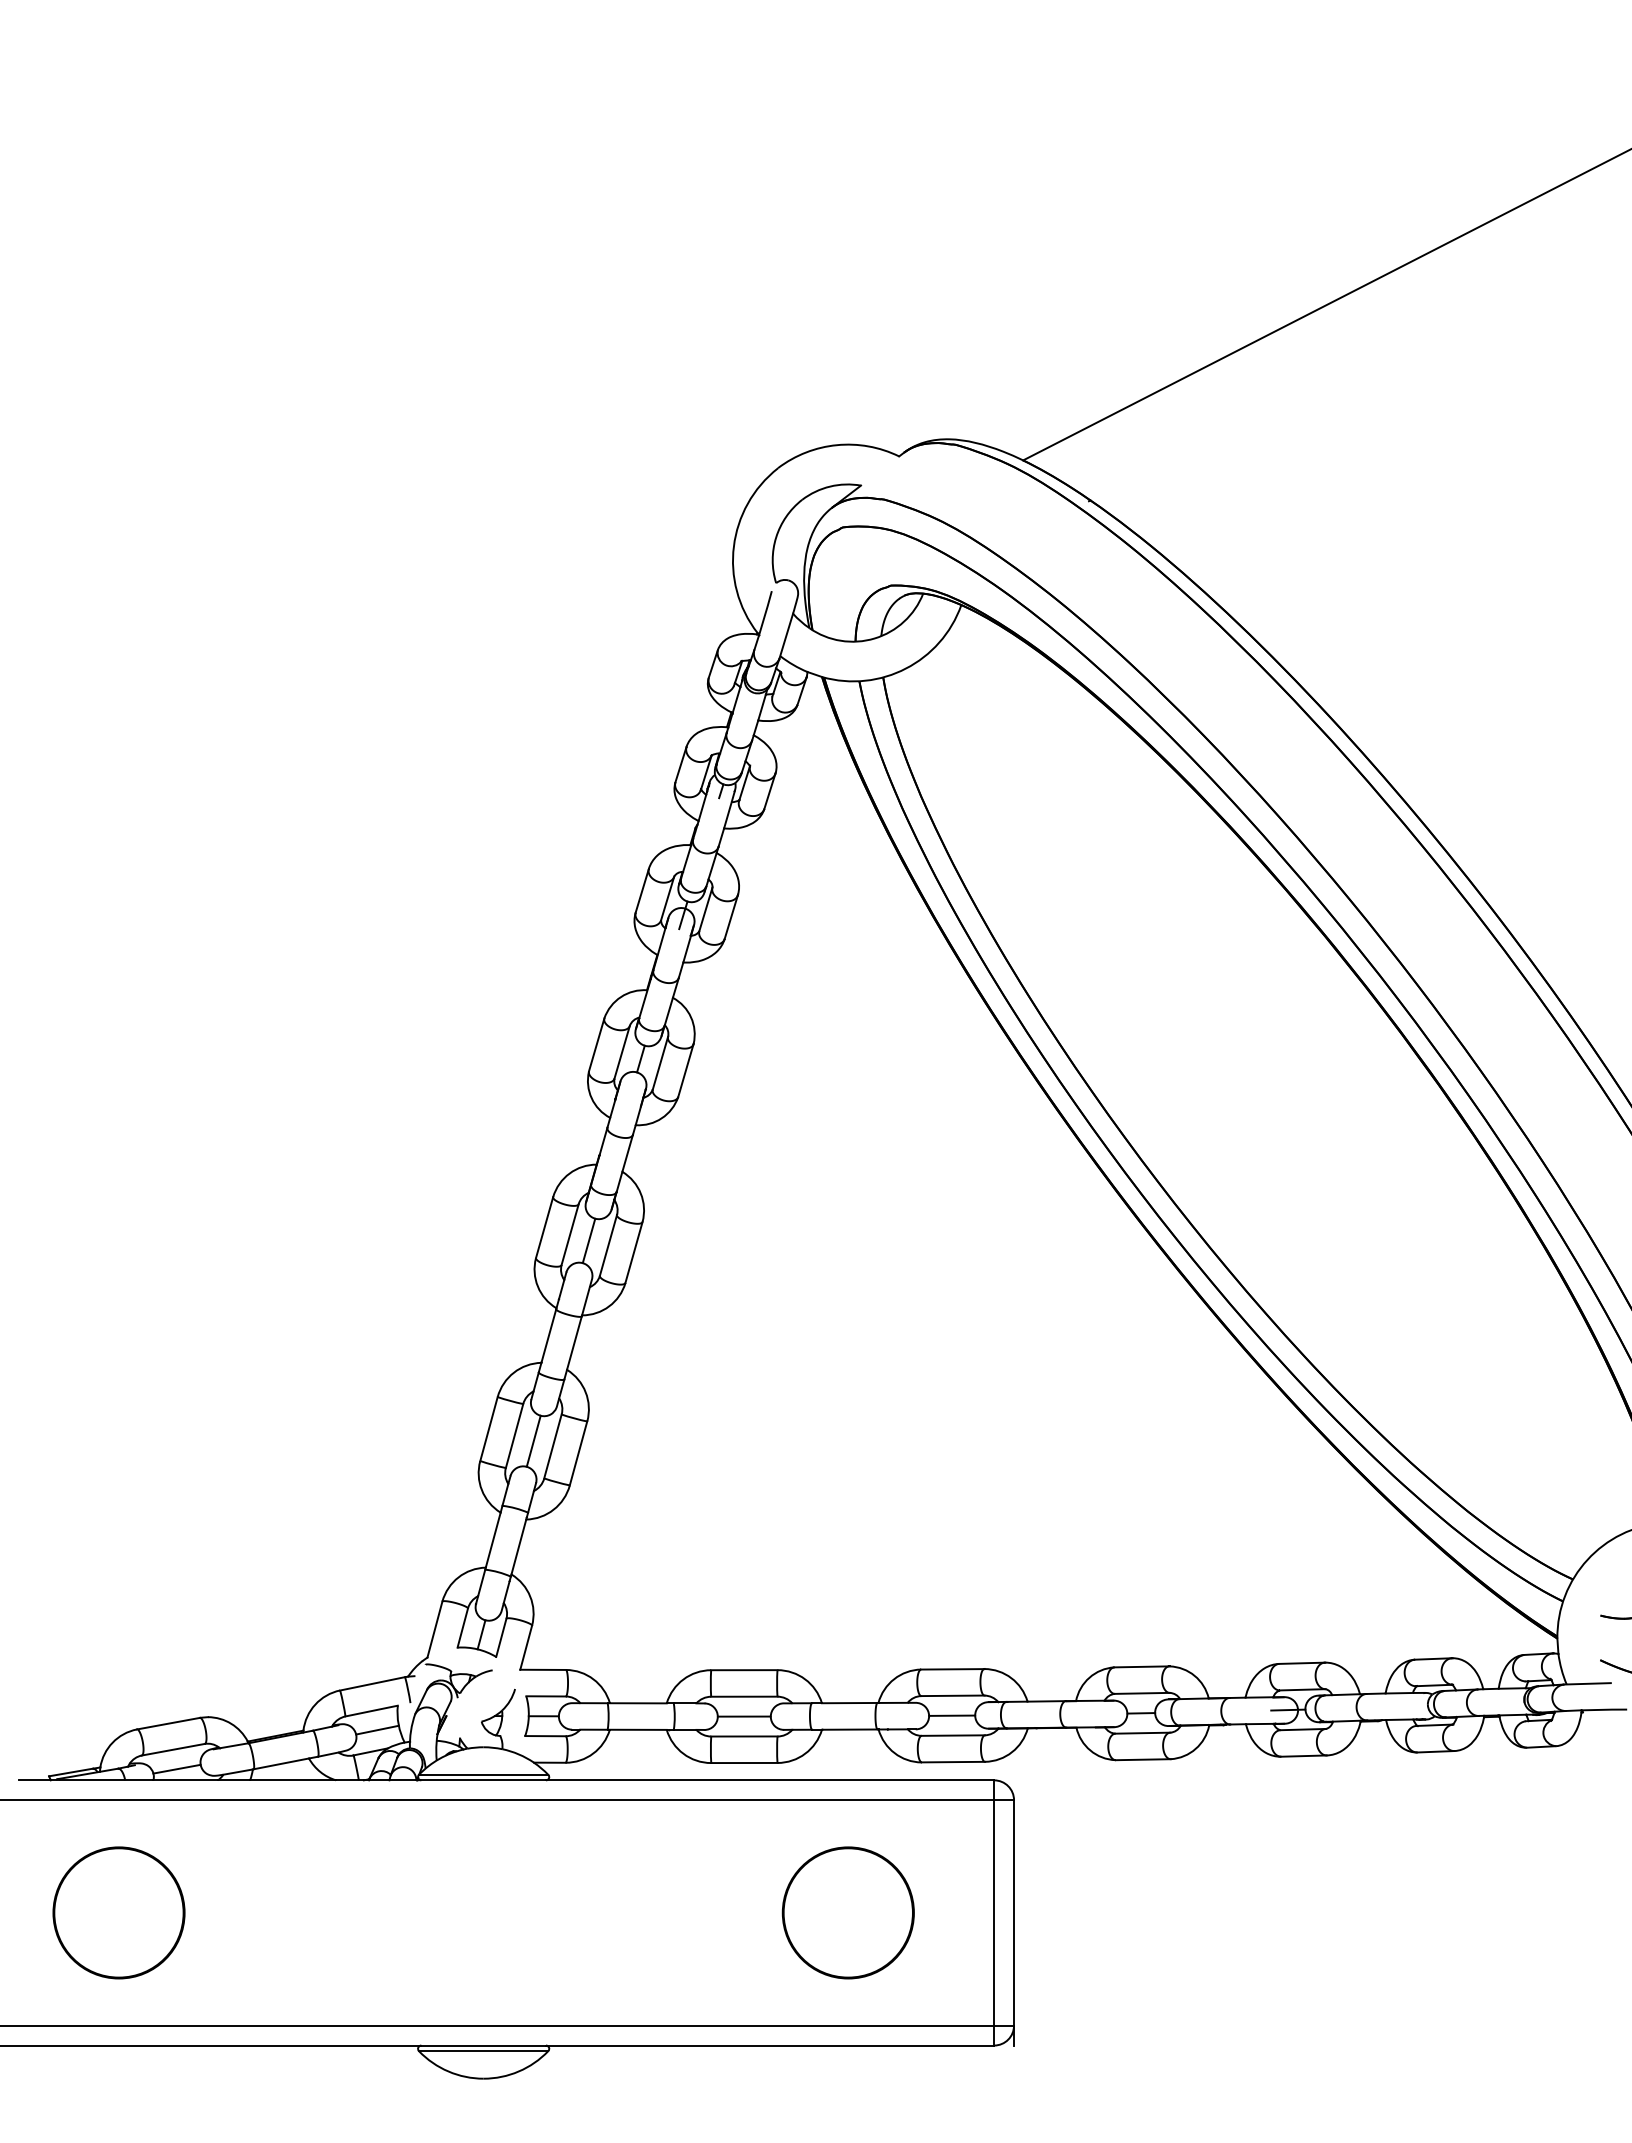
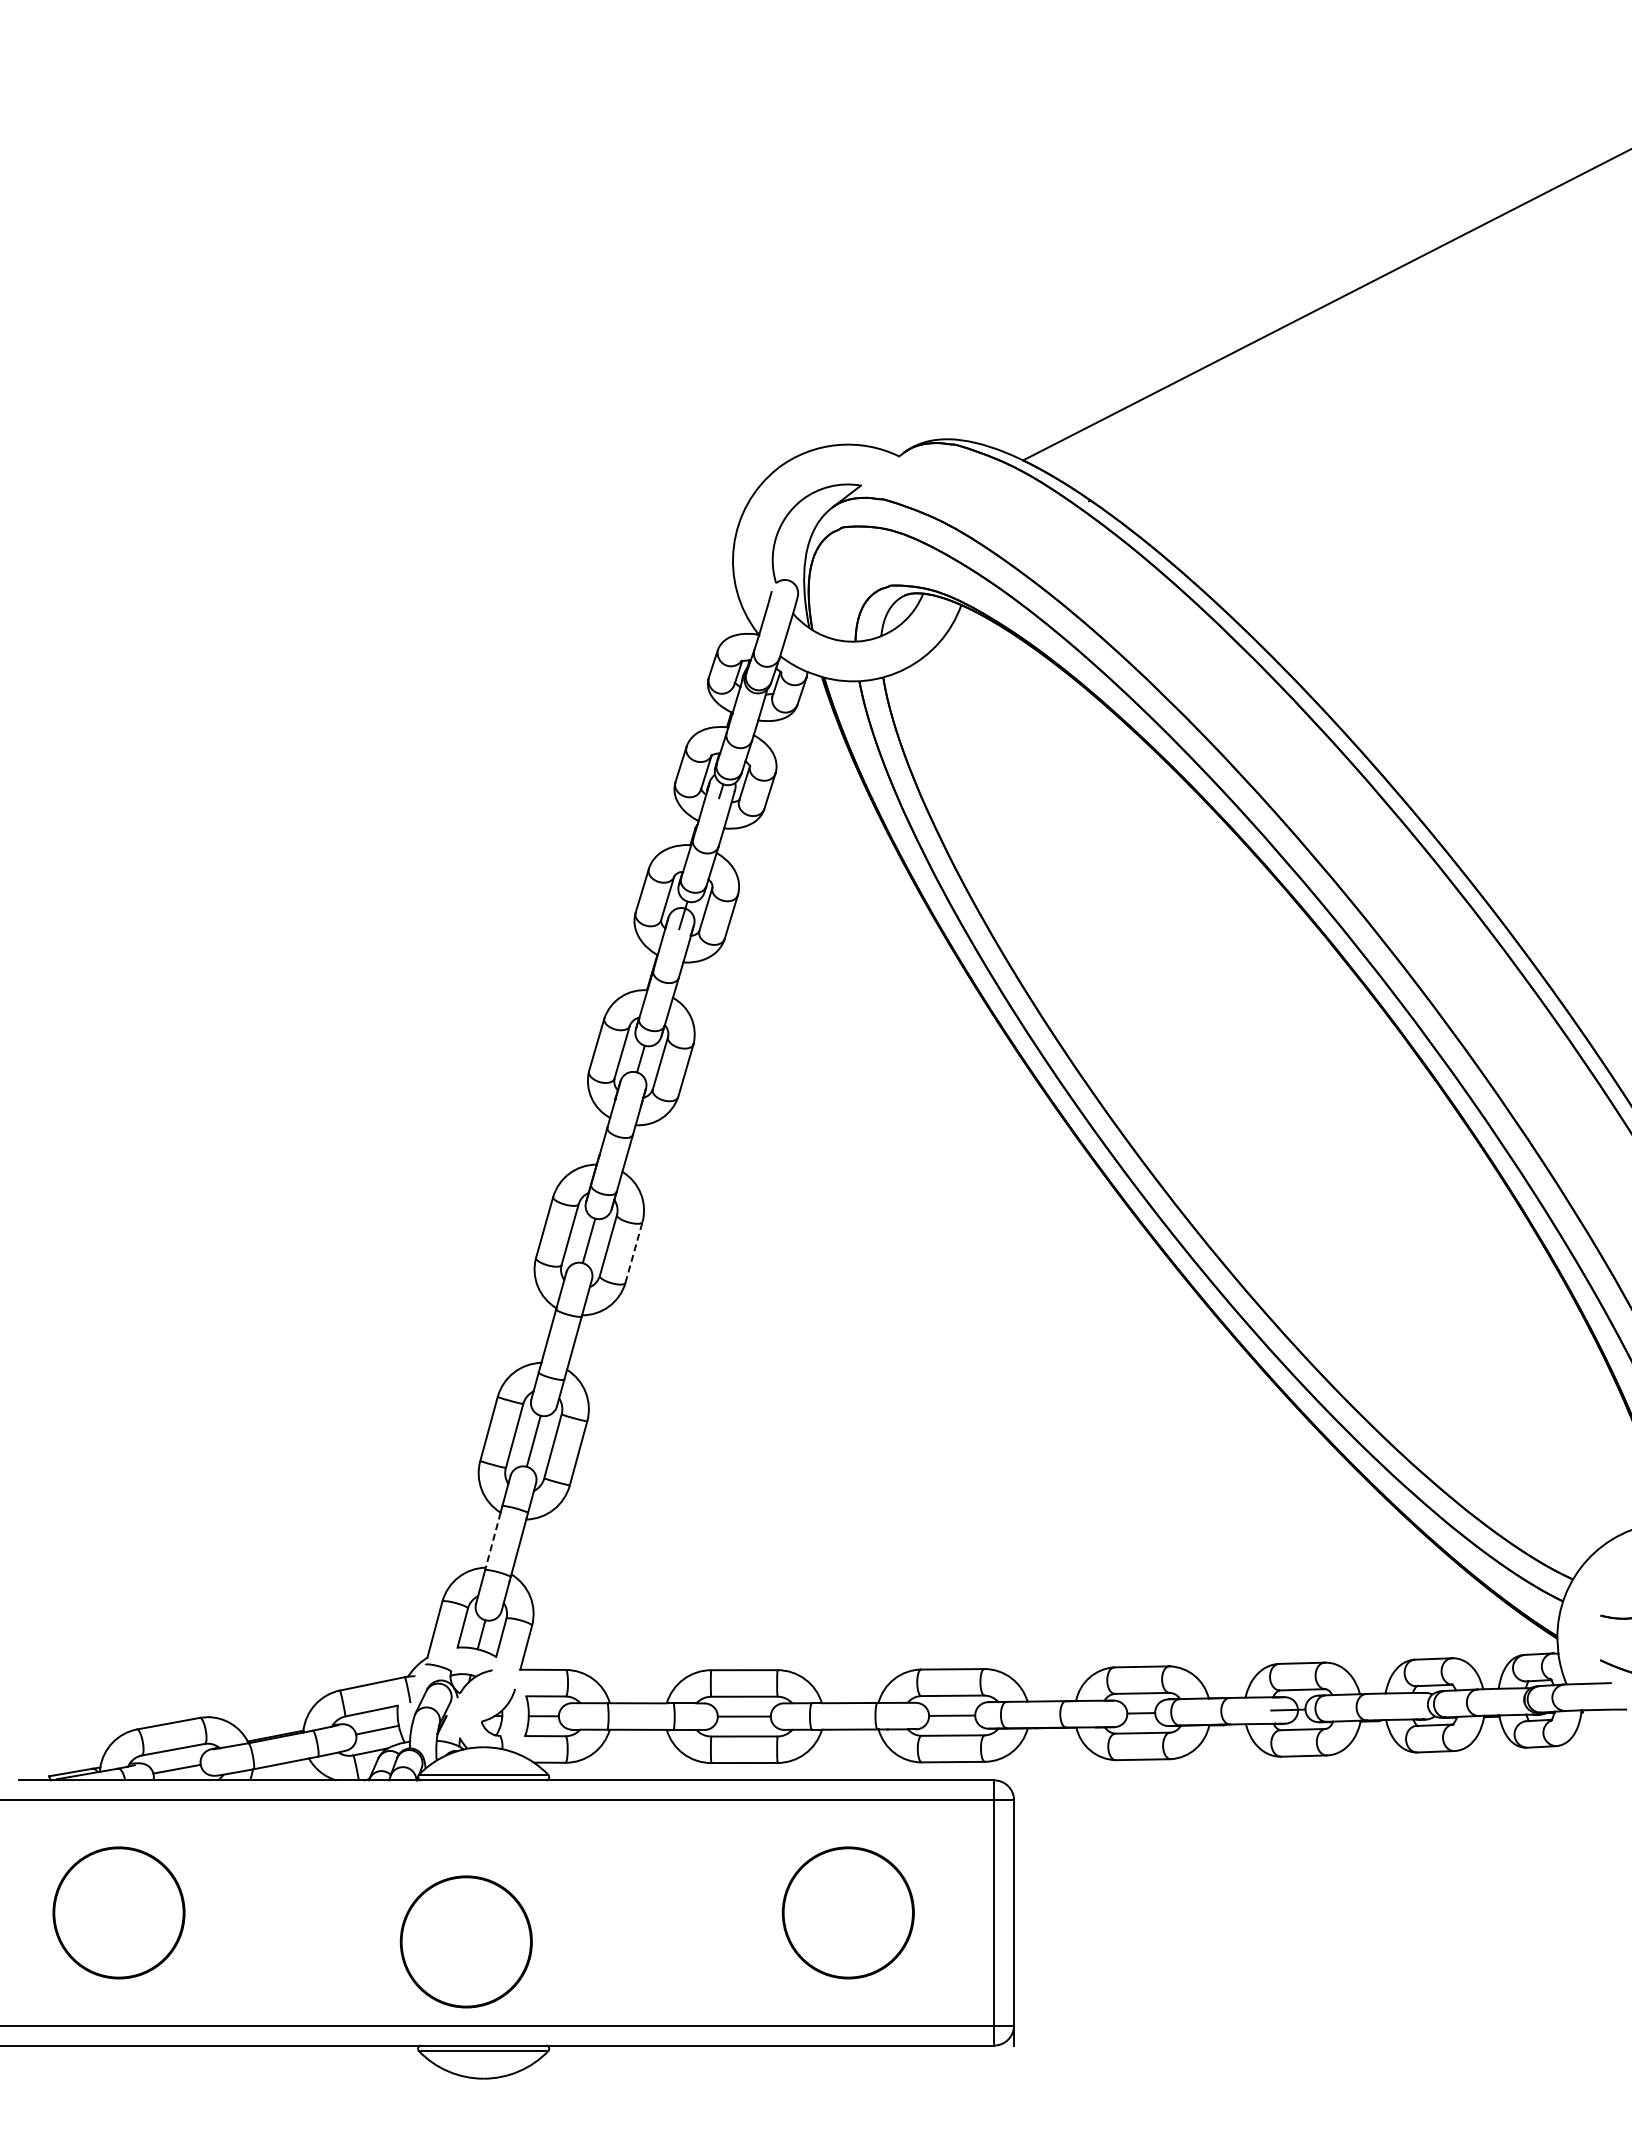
line: solid -> dashed (634, 1252)
line: solid -> dashed (493, 1540)
circle: none -> present (465, 1941)
